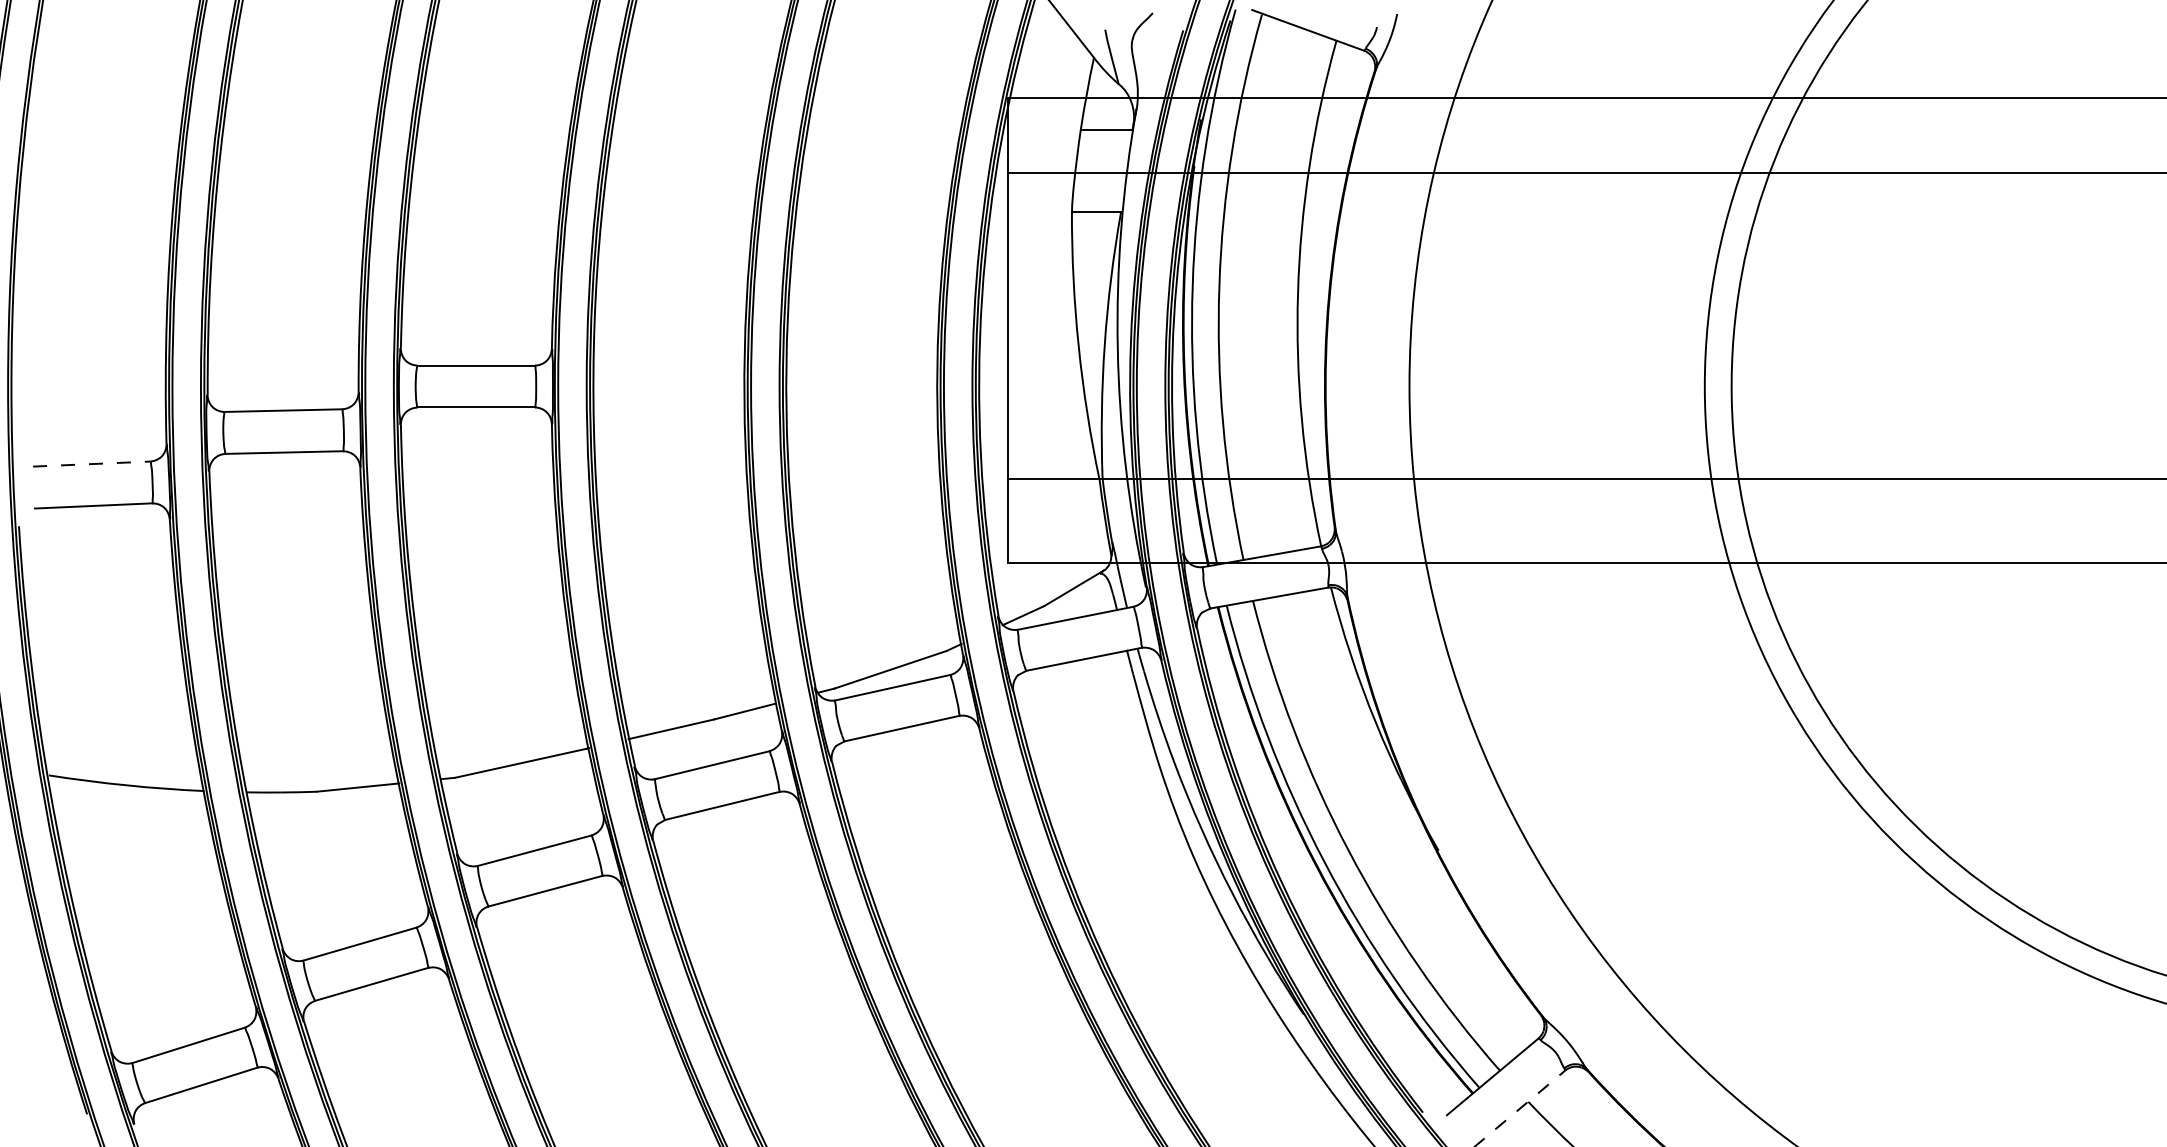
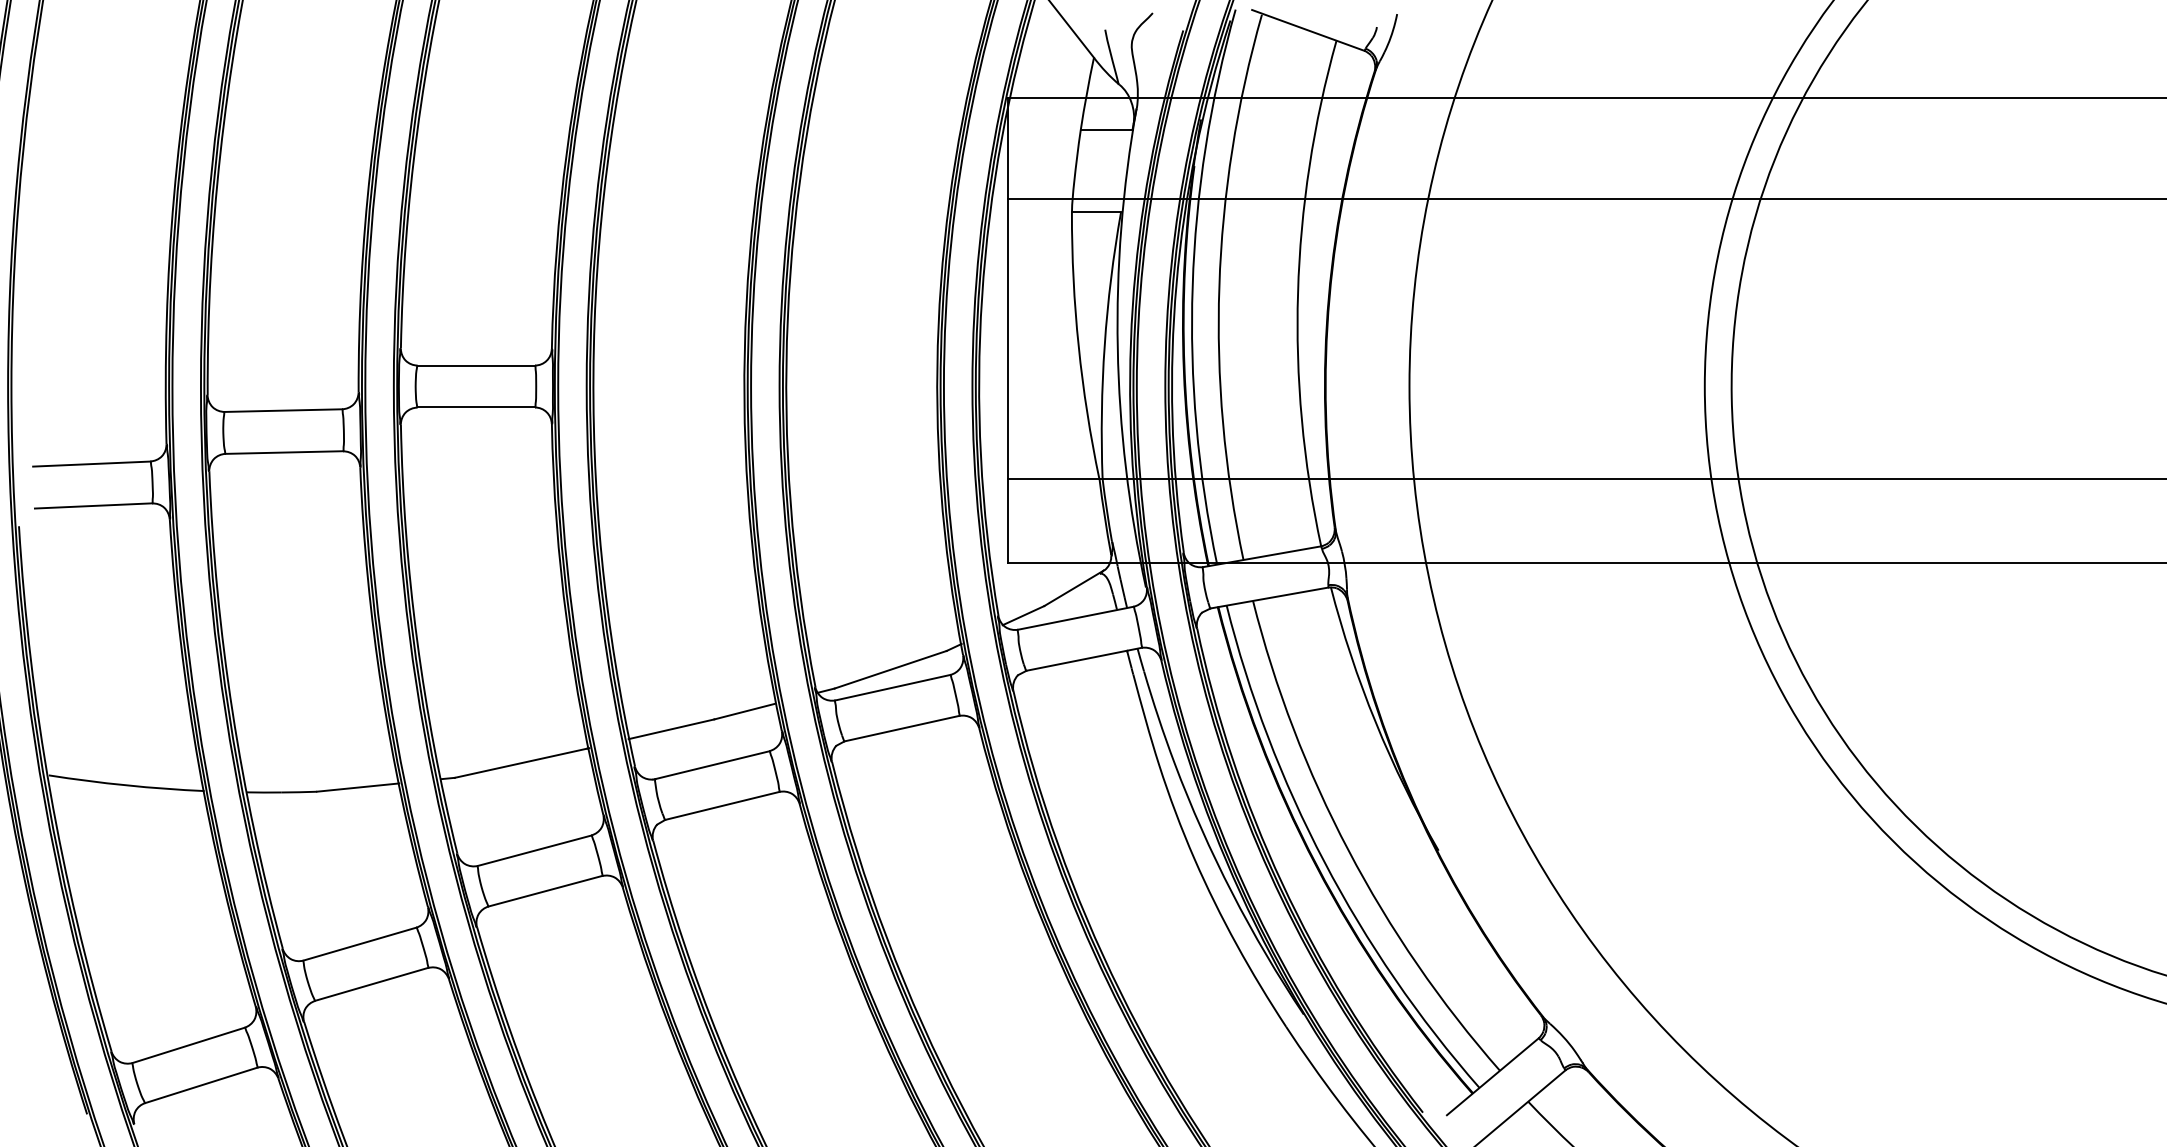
line position: (1585, 172) -> (1585, 198) (1585, 198)
line: dashed -> solid (91, 464)
line: dashed -> solid (1520, 1108)
